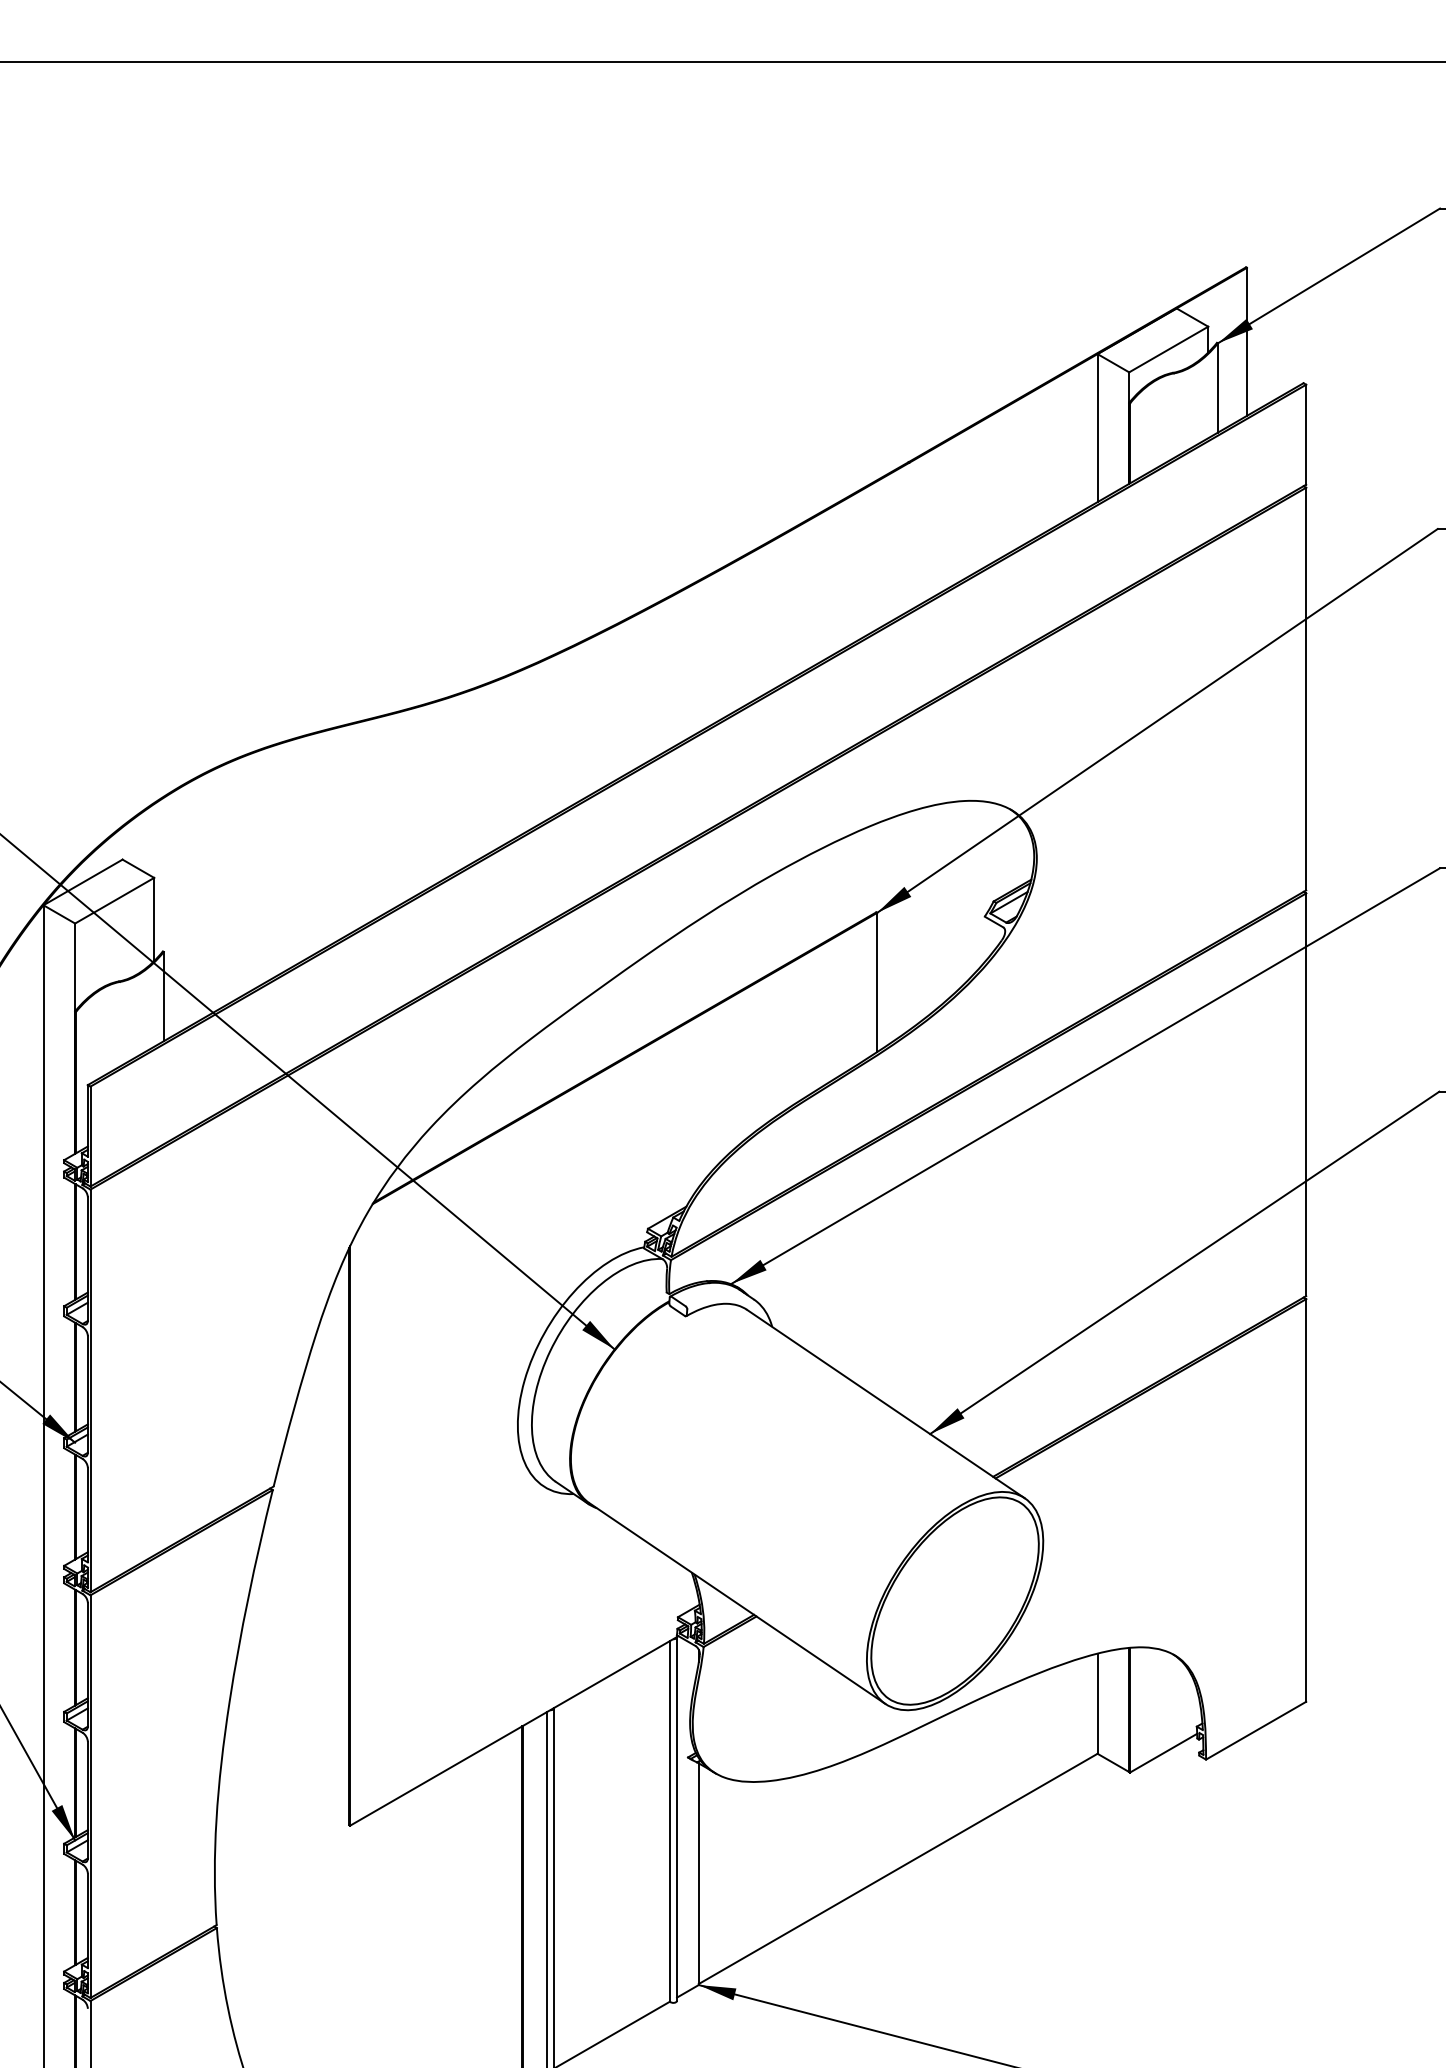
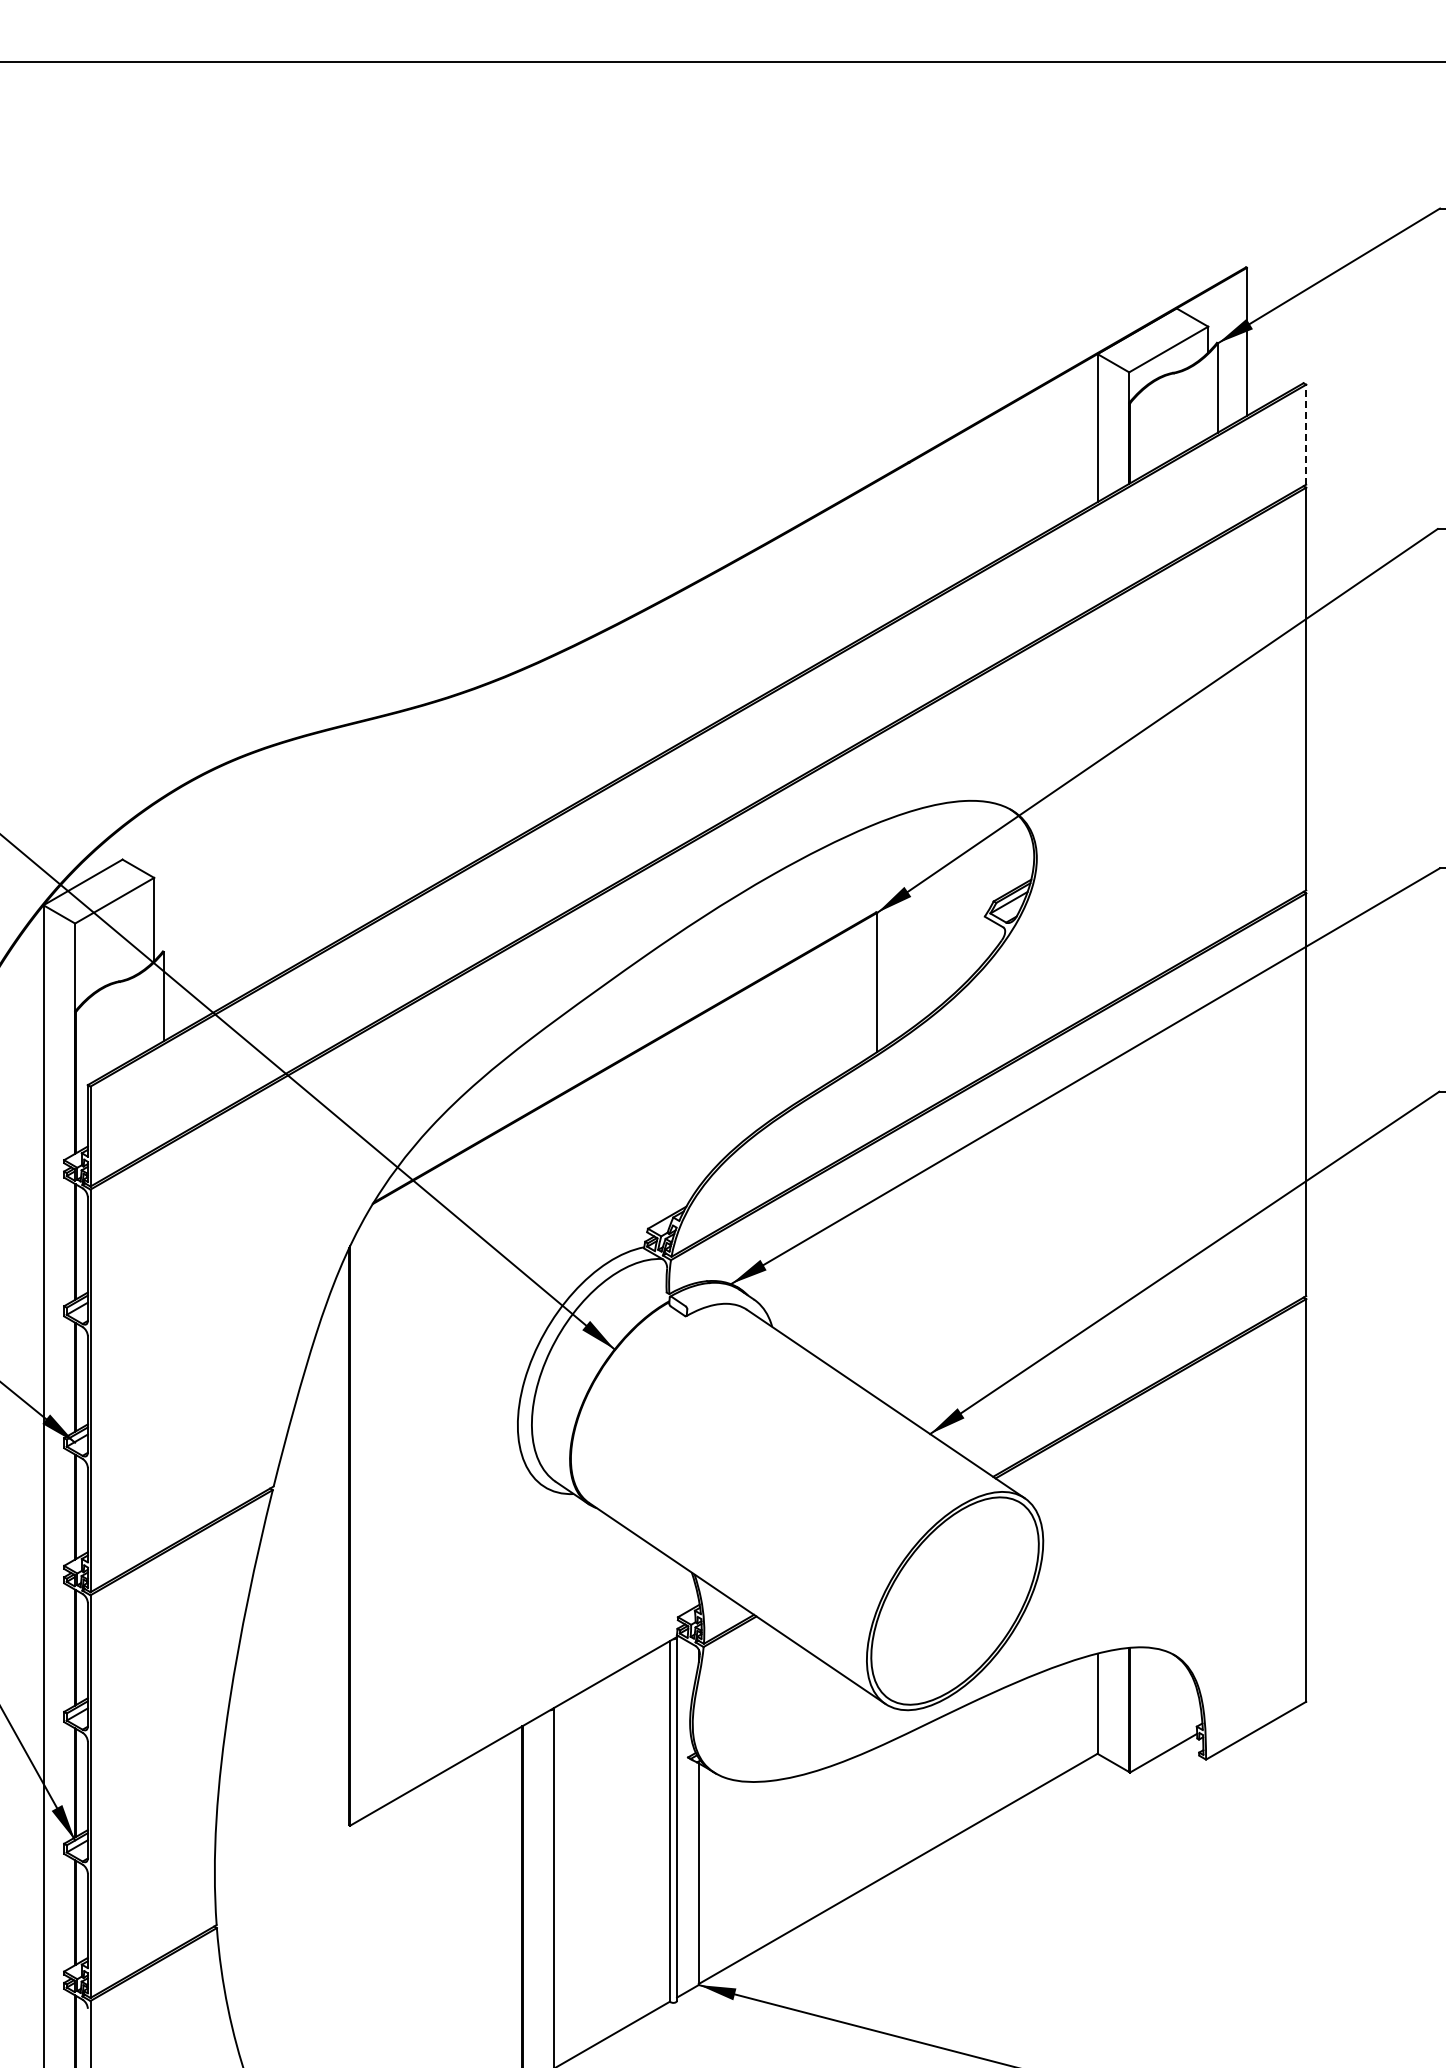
line: solid -> dashed (1306, 434)
line: present -> none (546, 1888)
